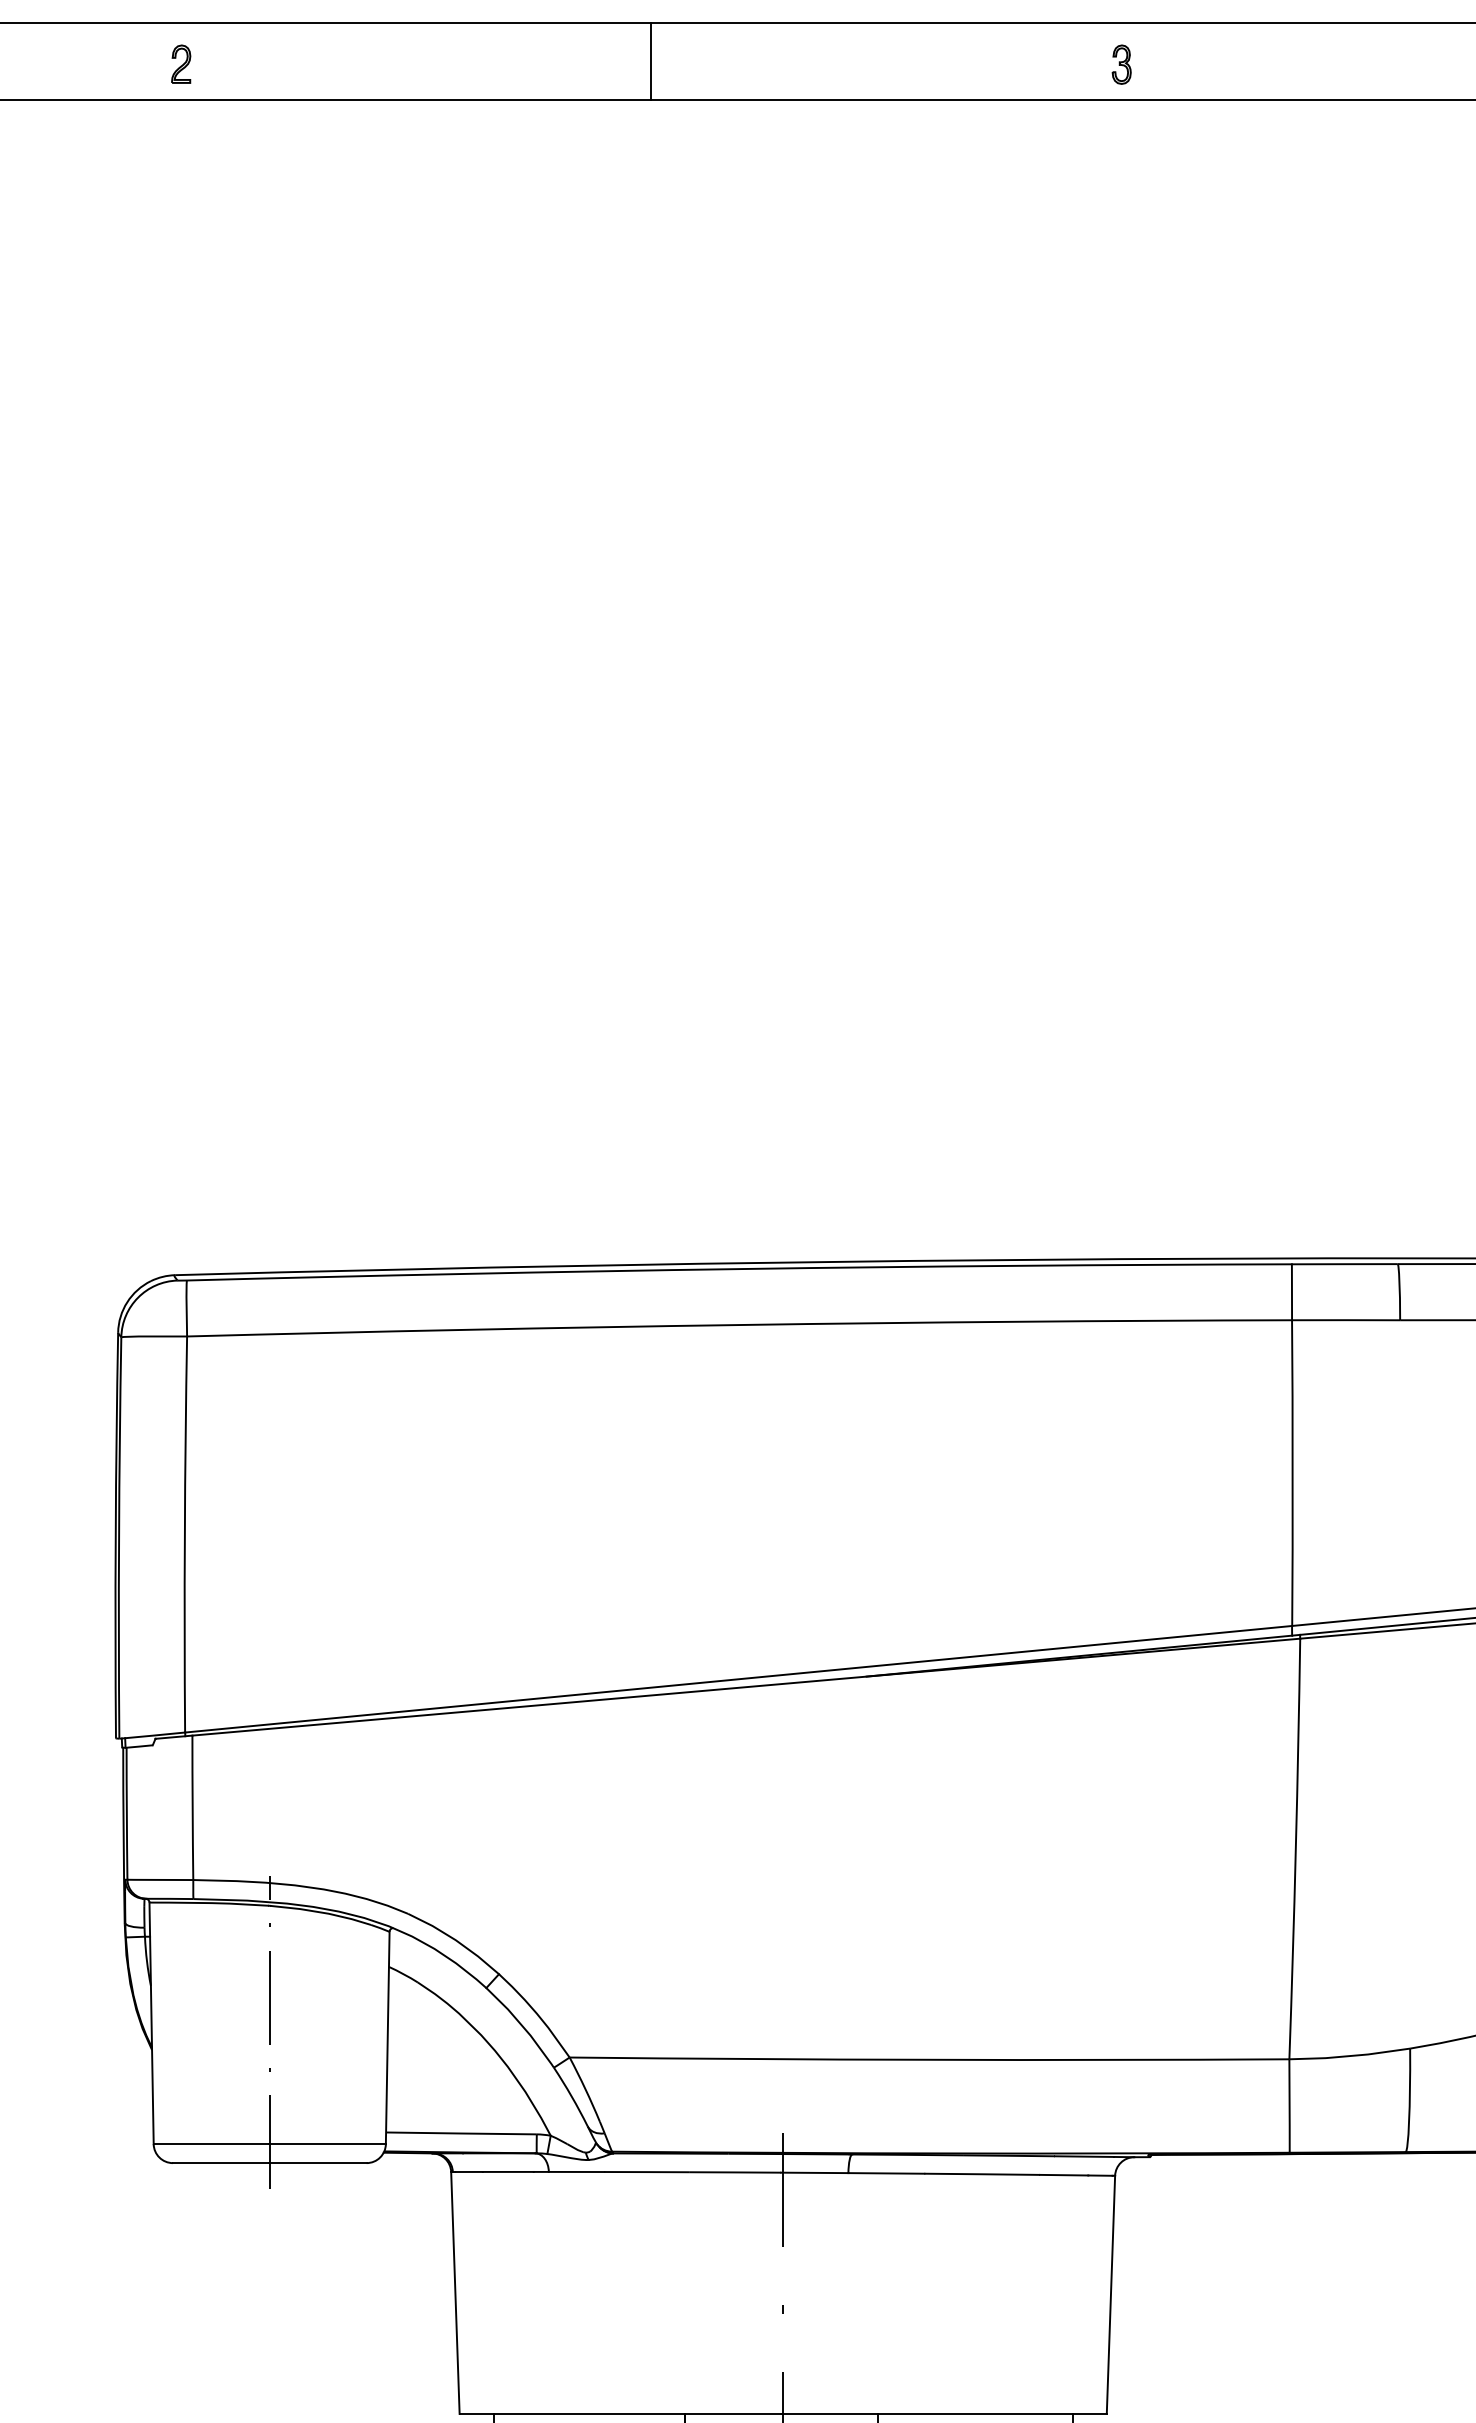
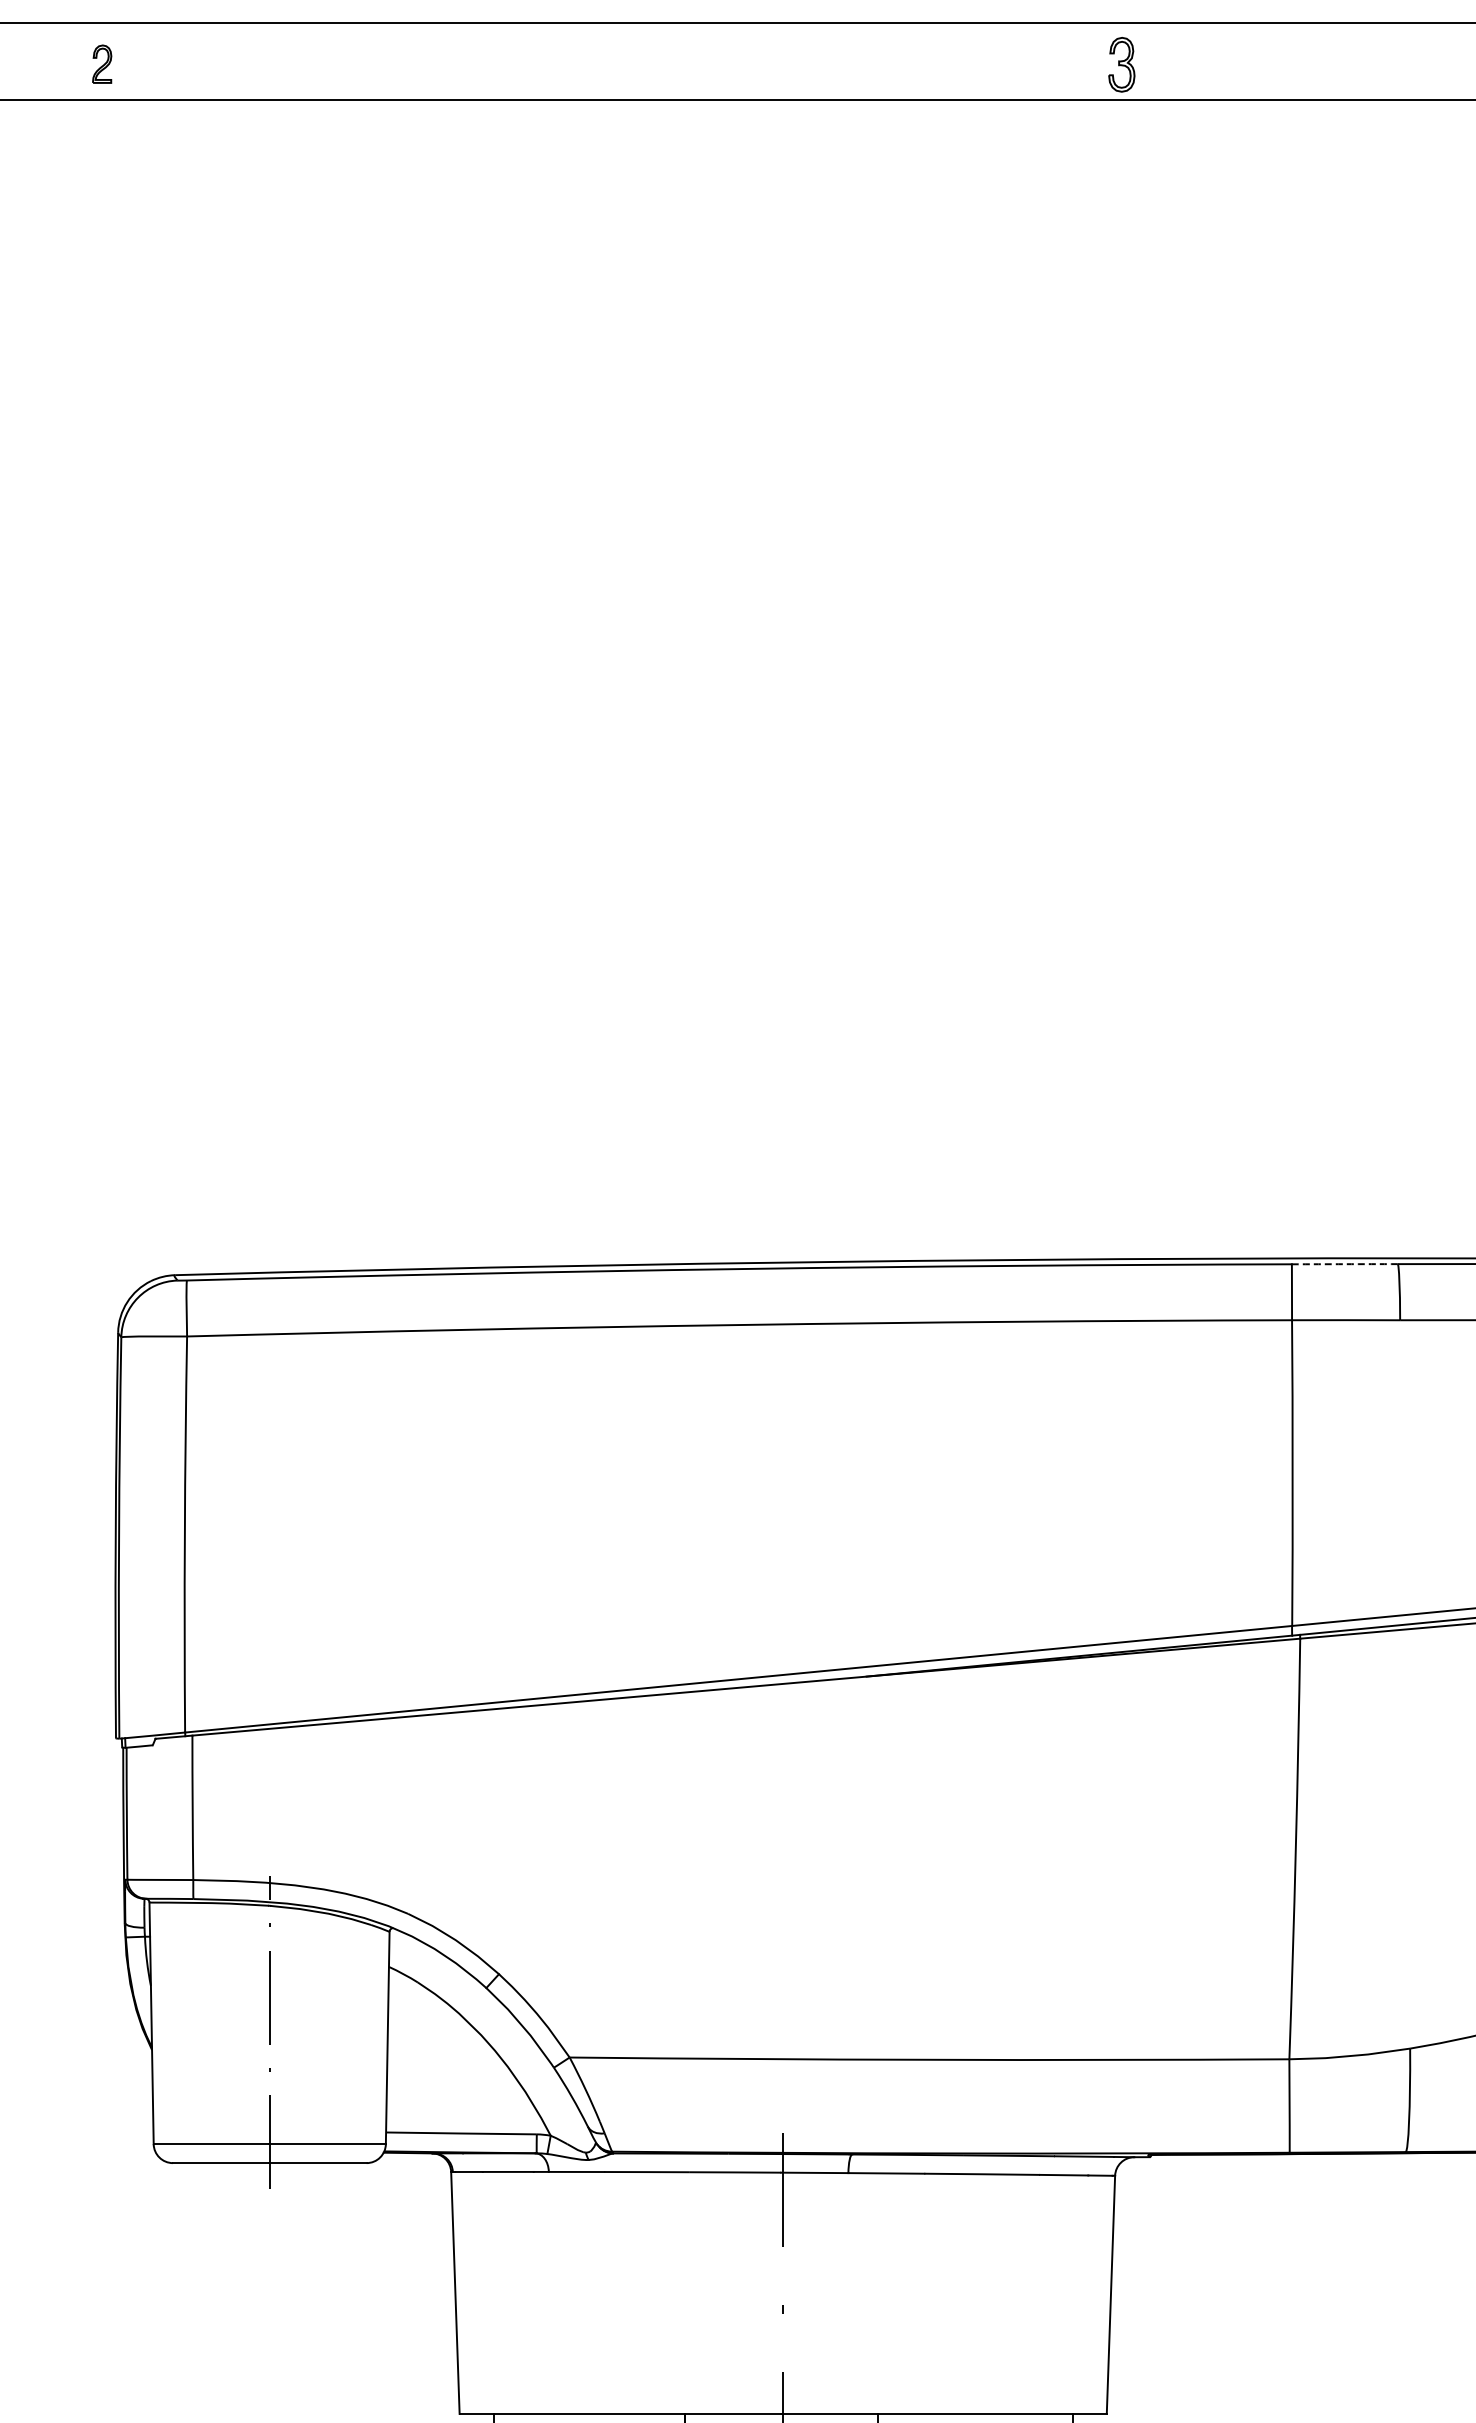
line: present -> none (651, 60)
part position: (181, 63) -> (102, 63) (102, 63)
part size: 21x41 px -> 28x56 px (1121, 64)
arc: solid -> dashed (1344, 1264)
